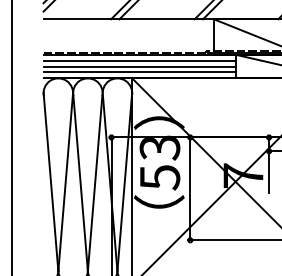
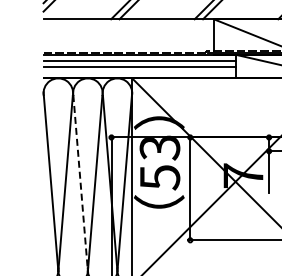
line: present -> none (139, 72)
line: present -> none (12, 137)
line: solid -> dashed (80, 183)
